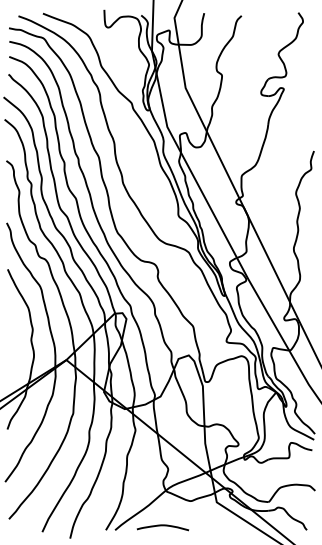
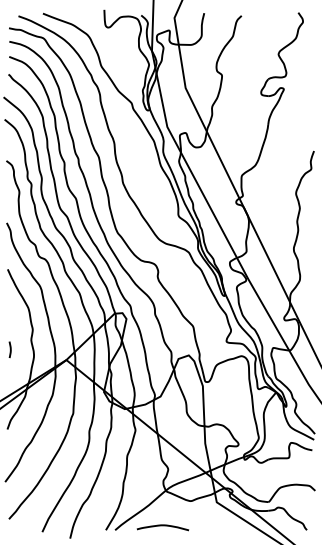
line: none -> present (9, 349)
